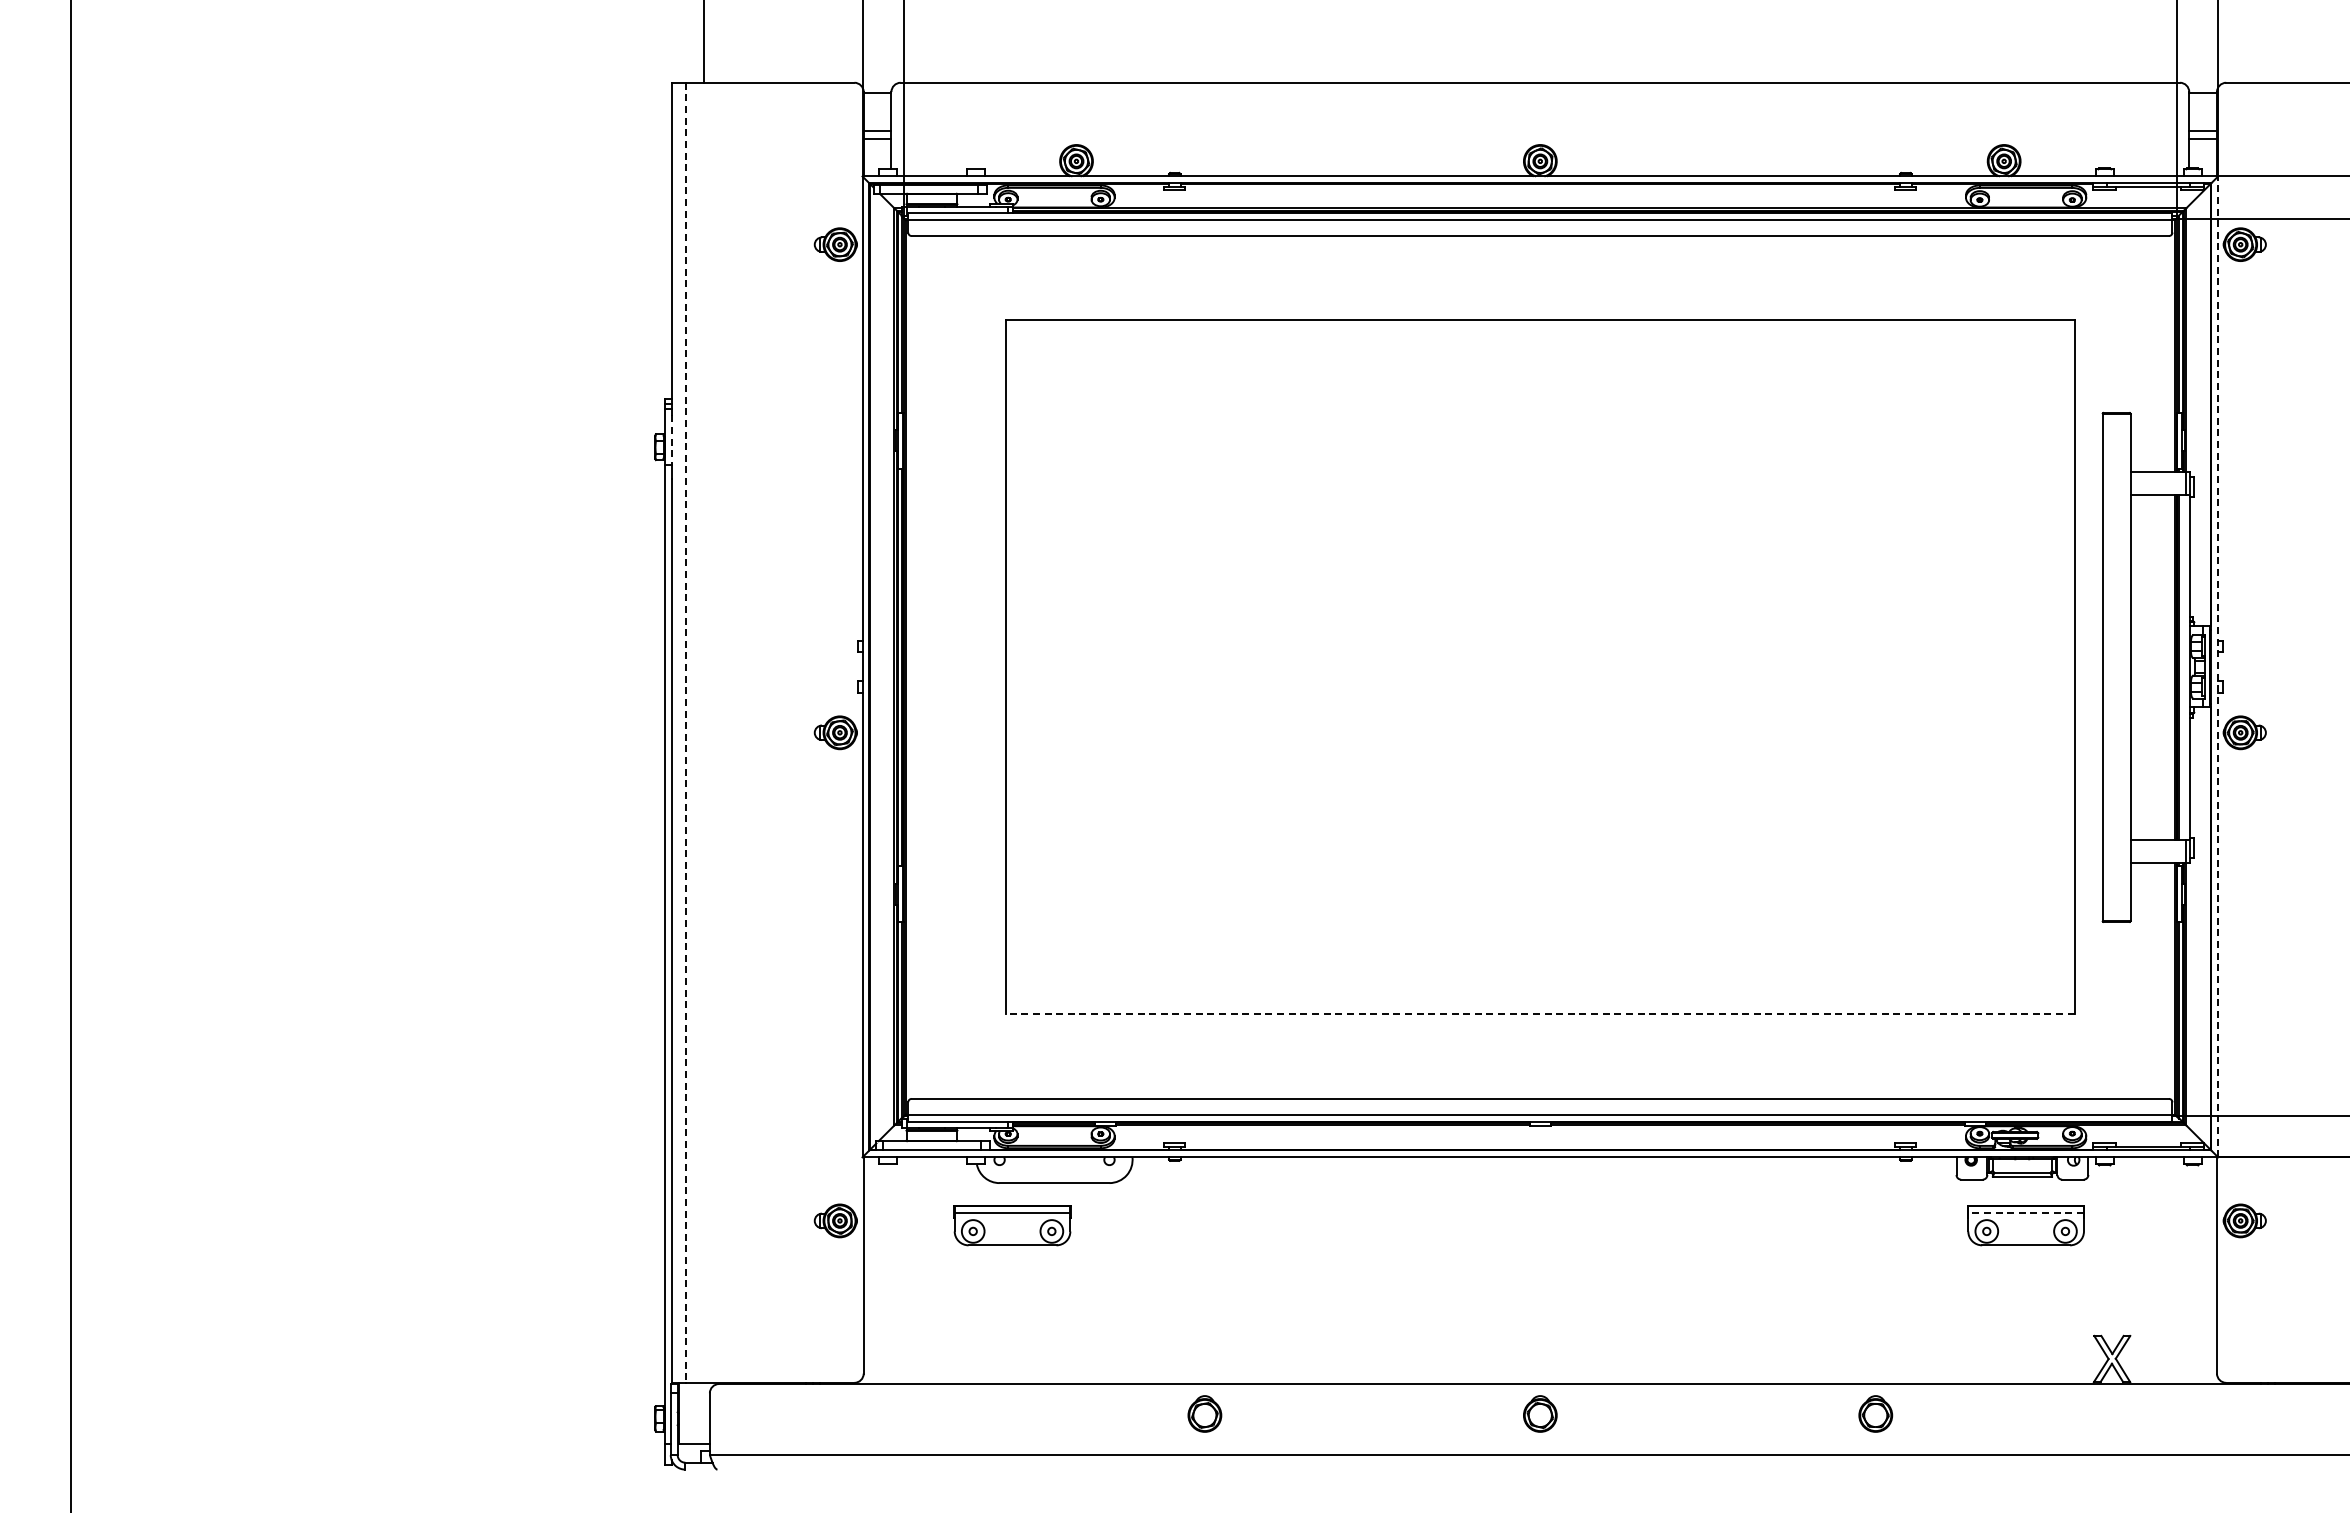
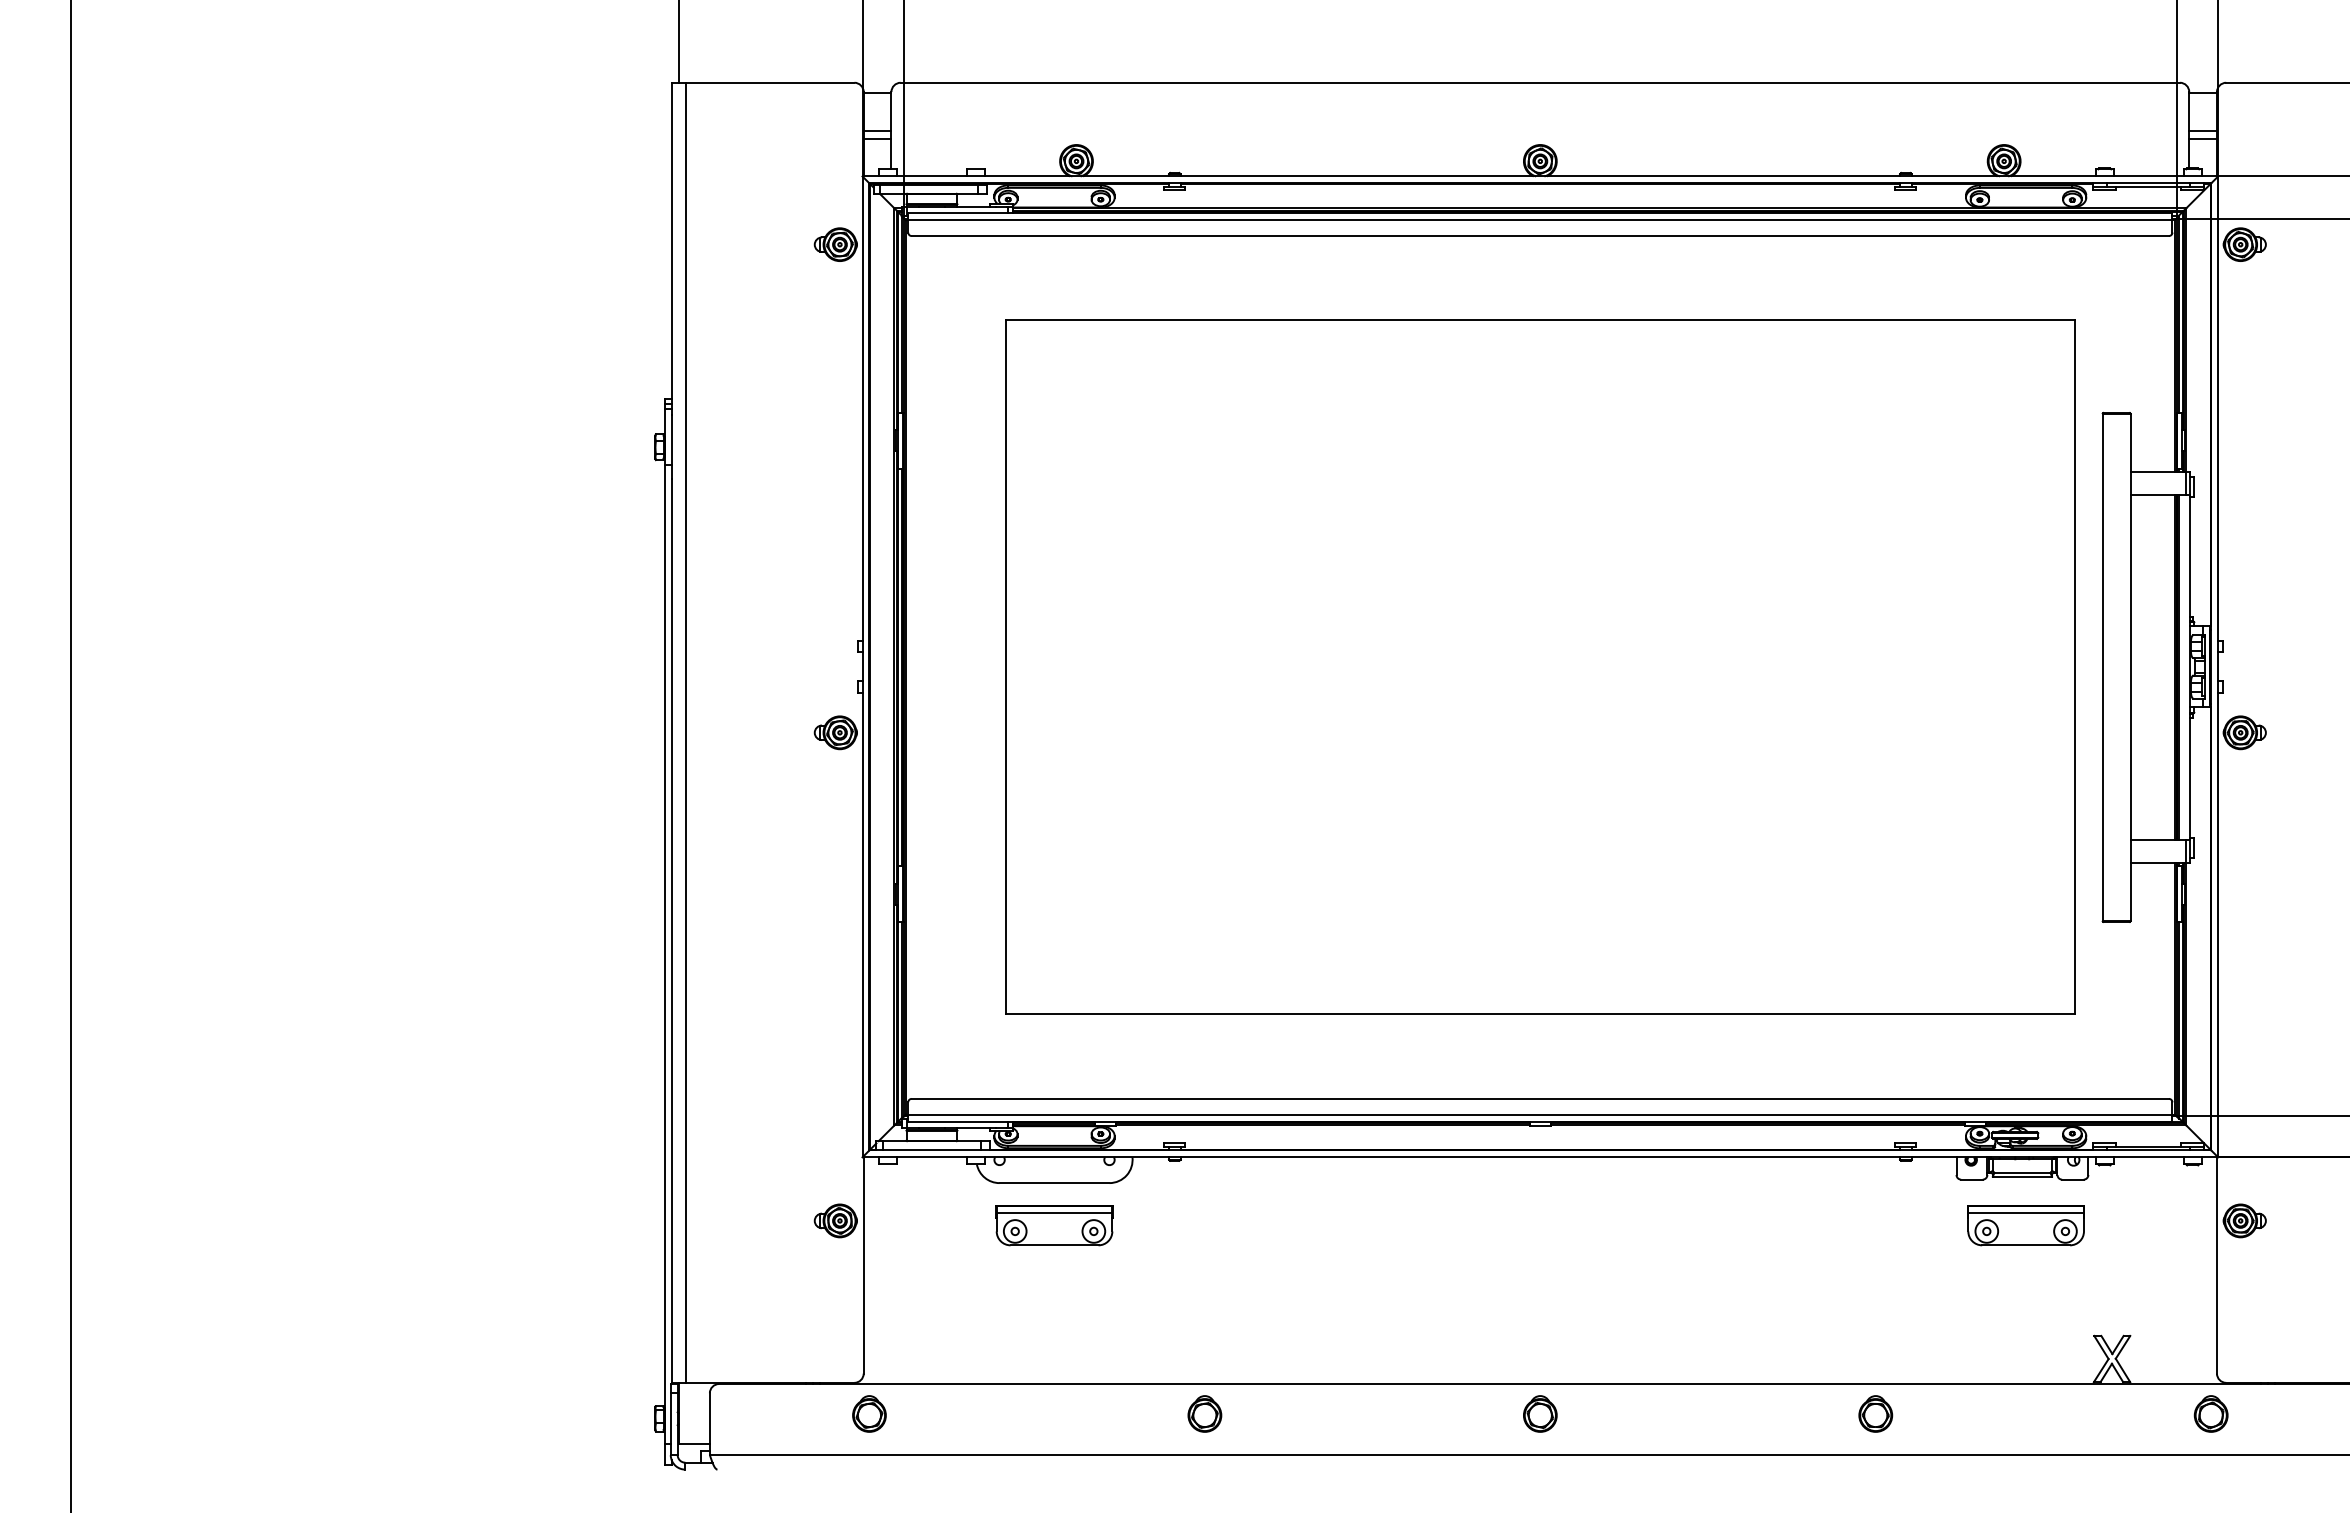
line position: (703, 42) -> (678, 42) (678, 42)
line: dashed -> solid (671, 440)
line: dashed -> solid (2218, 666)
line: dashed -> solid (686, 733)
line: dashed -> solid (1539, 1014)
line: dashed -> solid (2026, 1213)
part position: (1012, 1225) -> (1054, 1225) (1054, 1225)
part: none -> present (869, 1413)
part: none -> present (2210, 1413)
